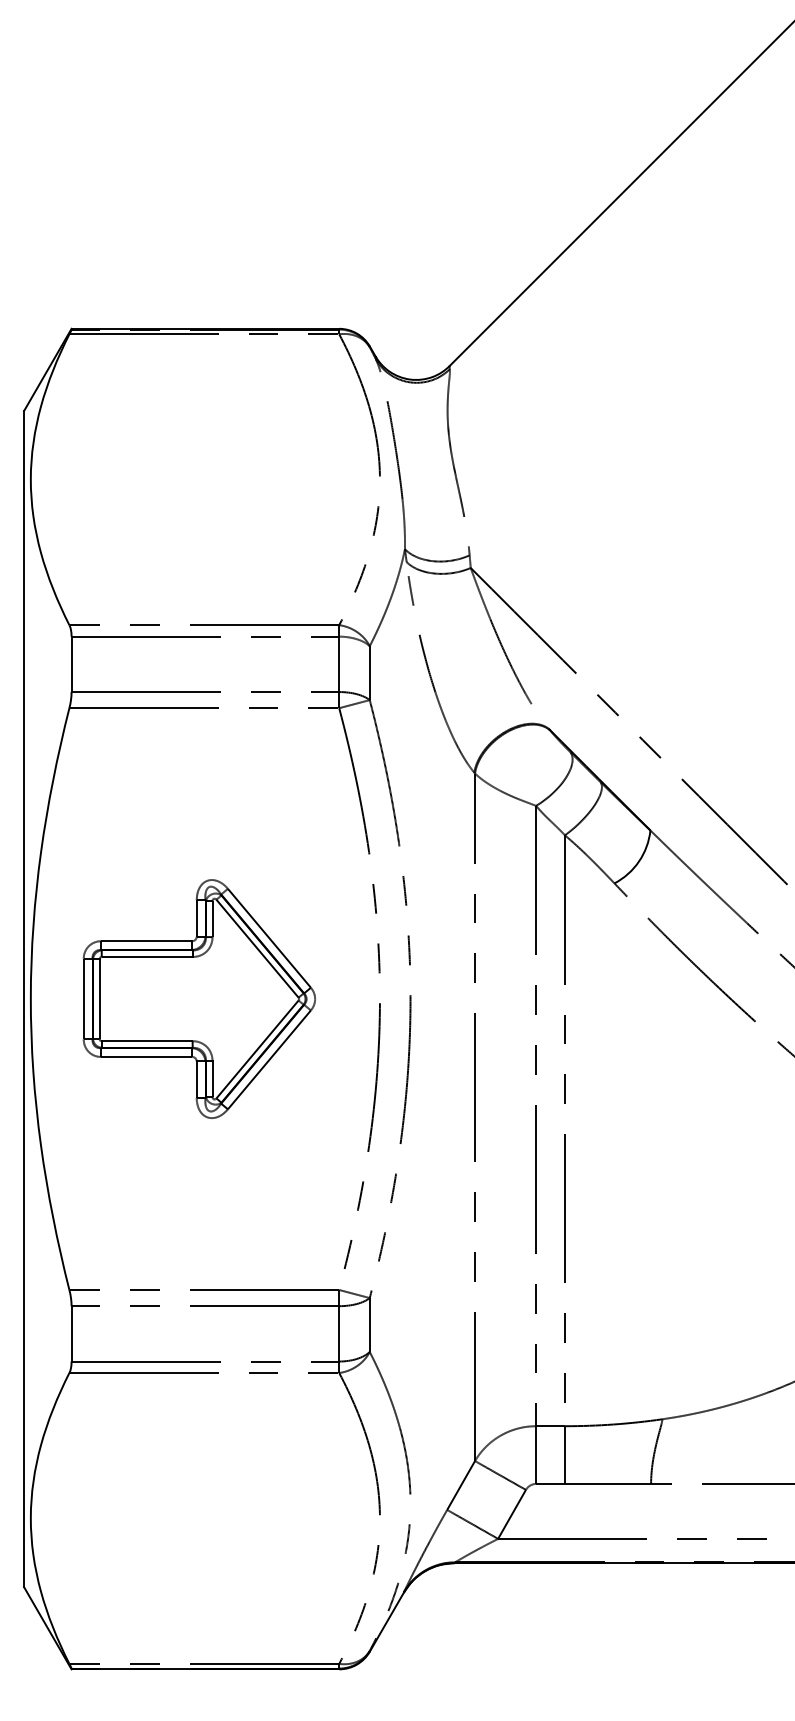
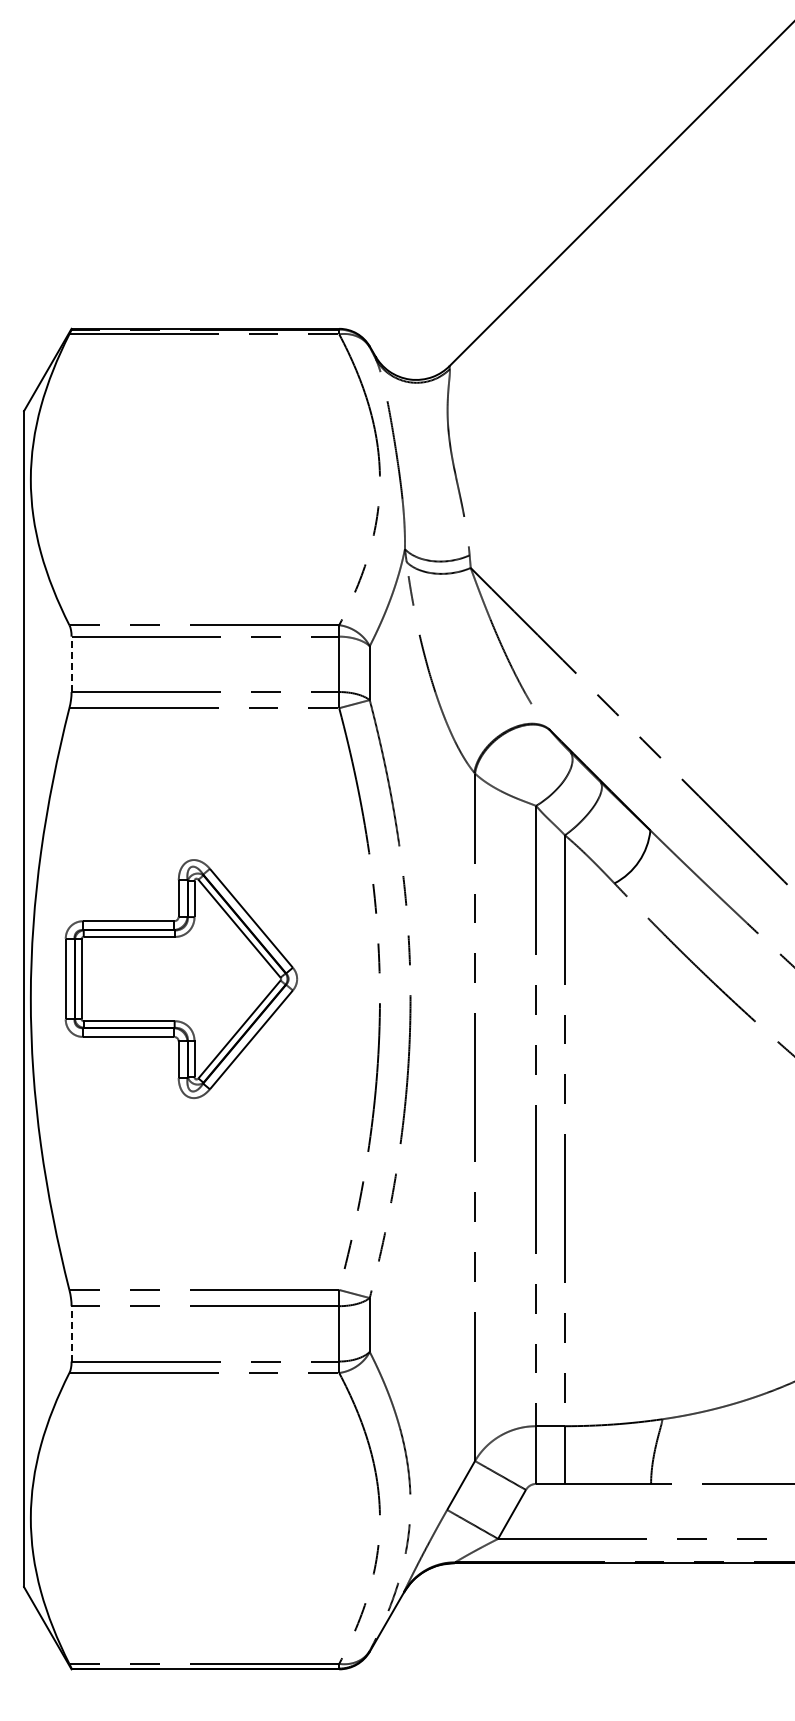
line: solid -> dashed (71, 664)
part position: (198, 998) -> (180, 978) (180, 978)
line: solid -> dashed (71, 1333)
